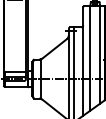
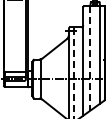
line: solid -> dashed (90, 58)
line: solid -> dashed (73, 72)
